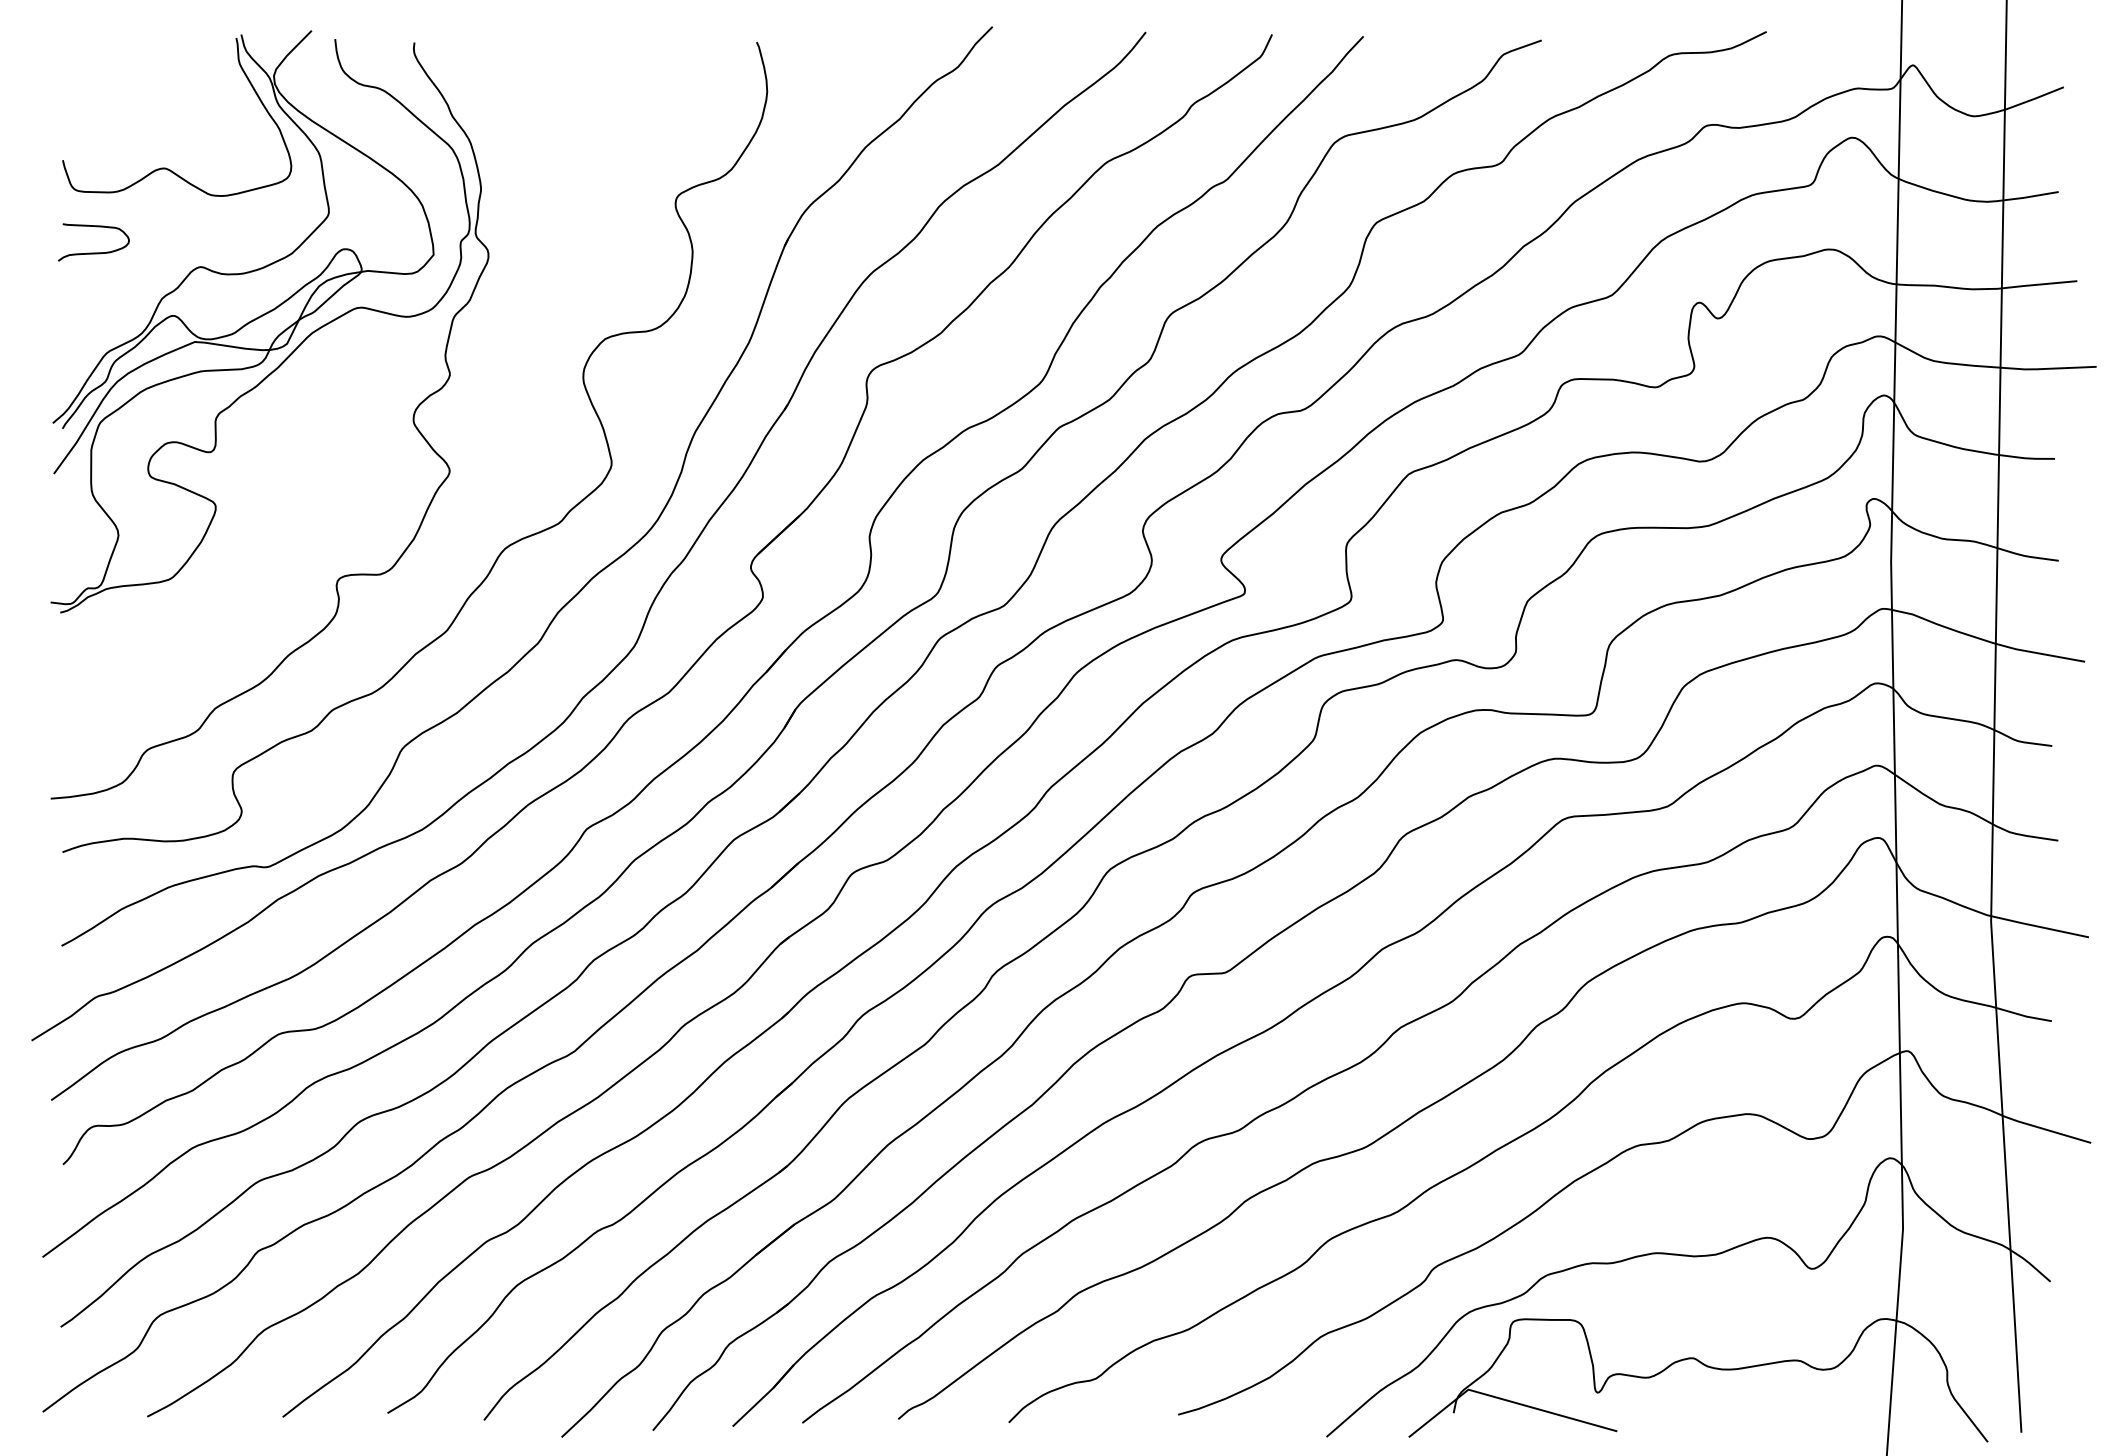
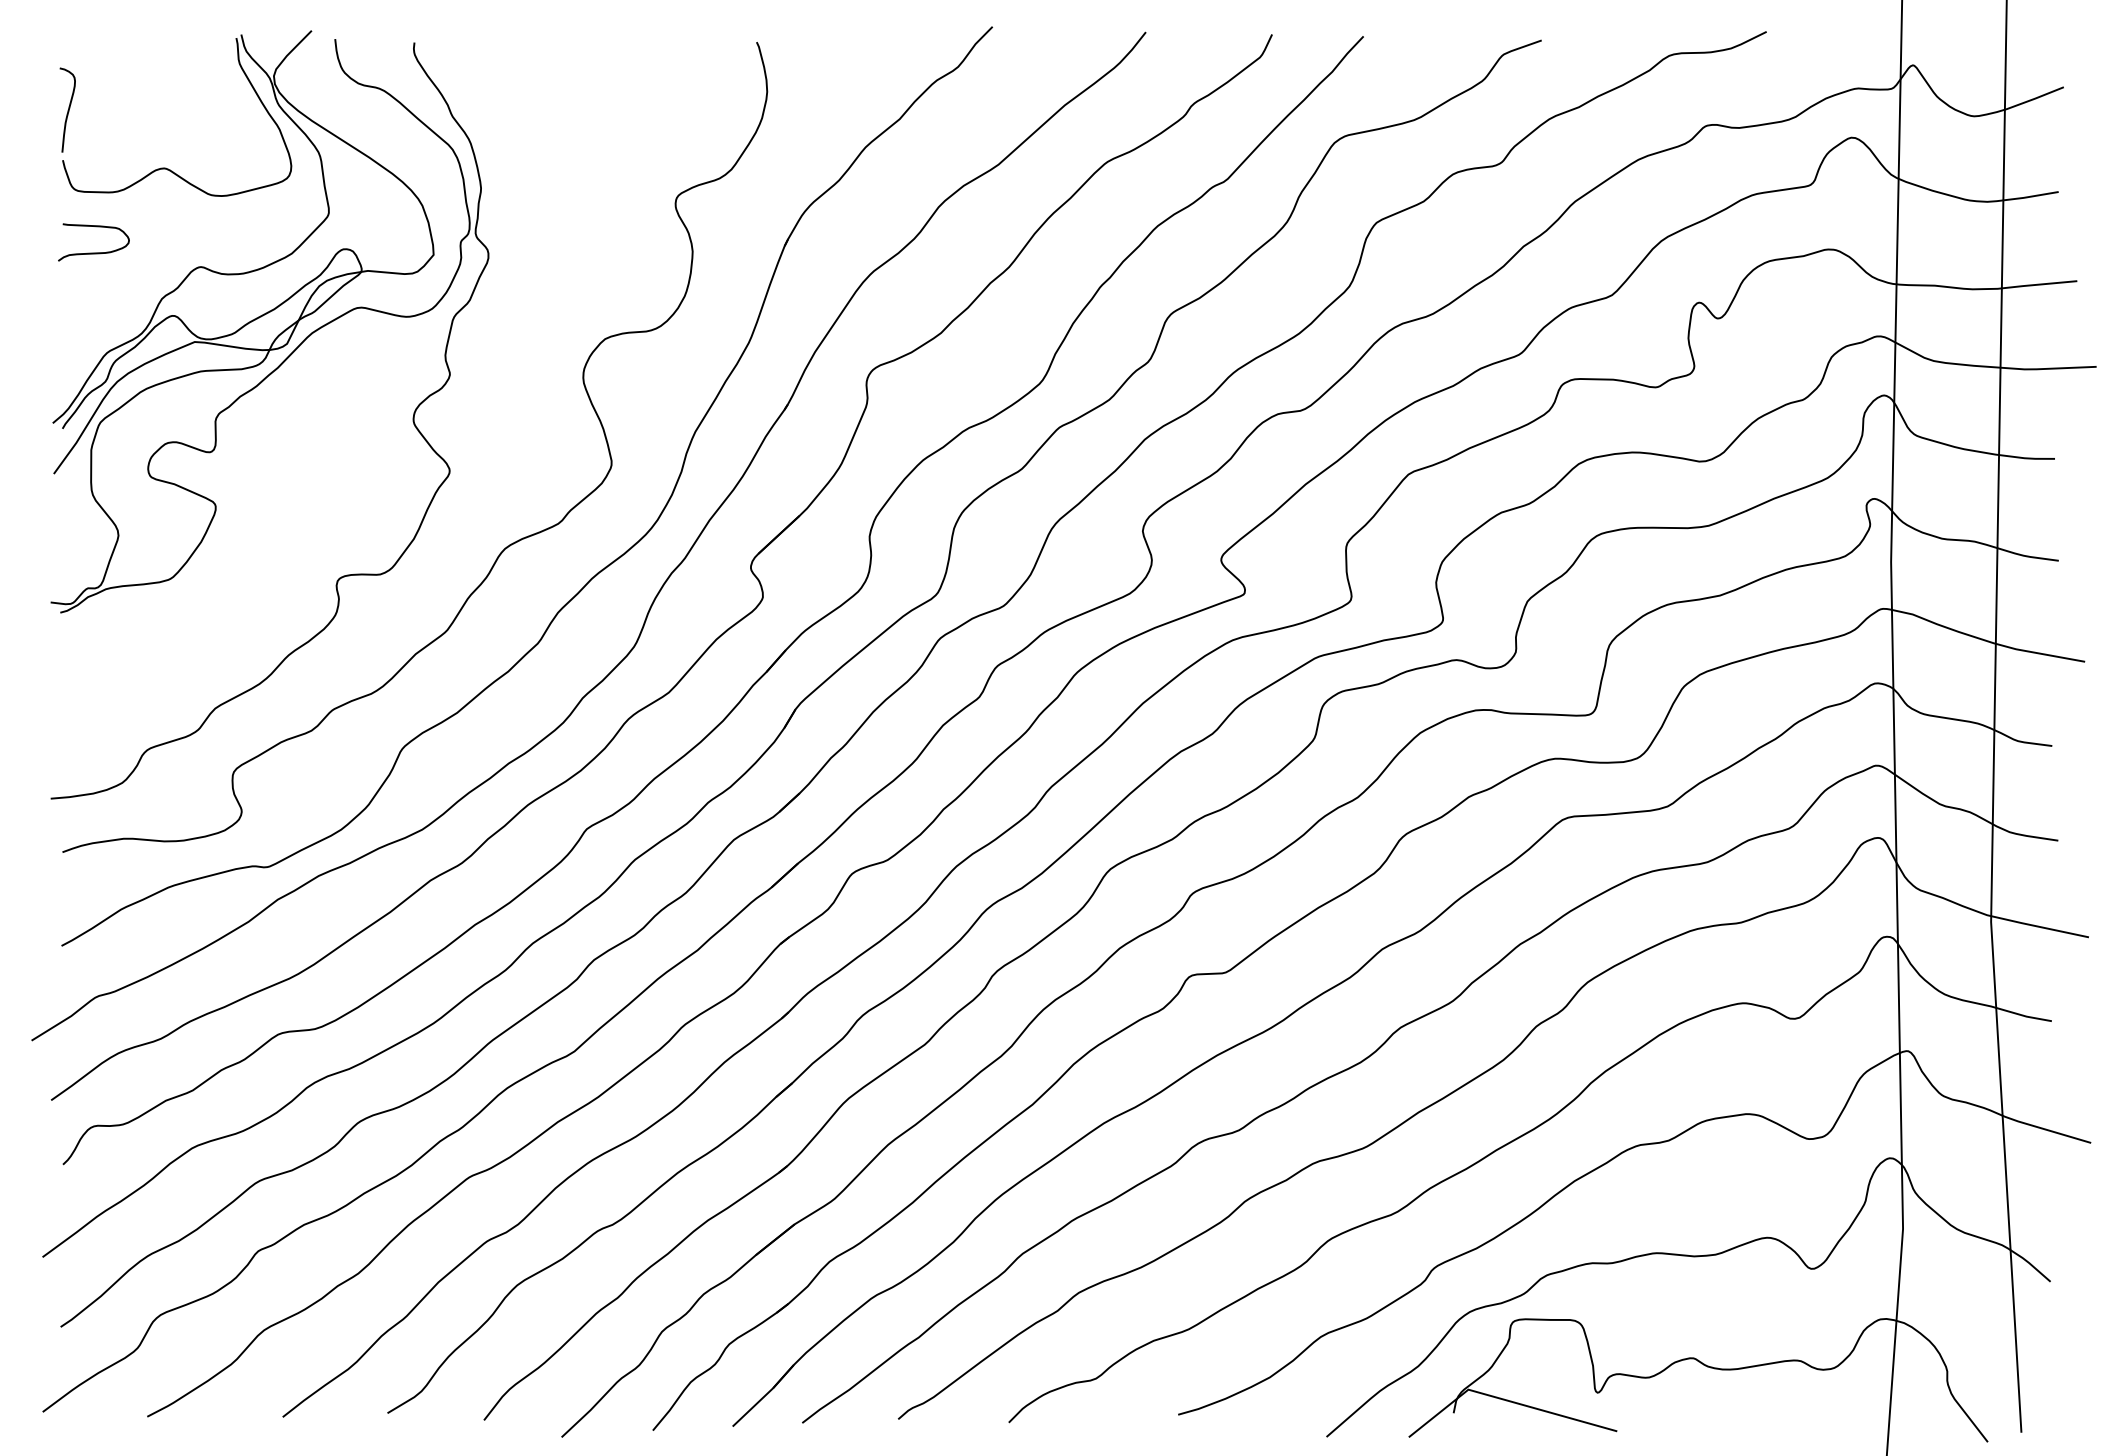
curve: none -> present (68, 109)
